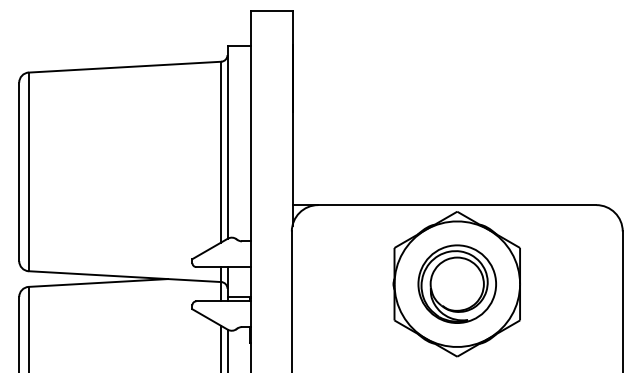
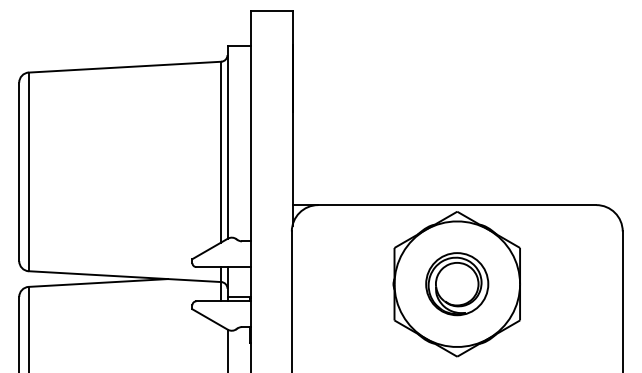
part size: 80x80 px -> 65x65 px (457, 284)
line: present -> none (221, 347)
